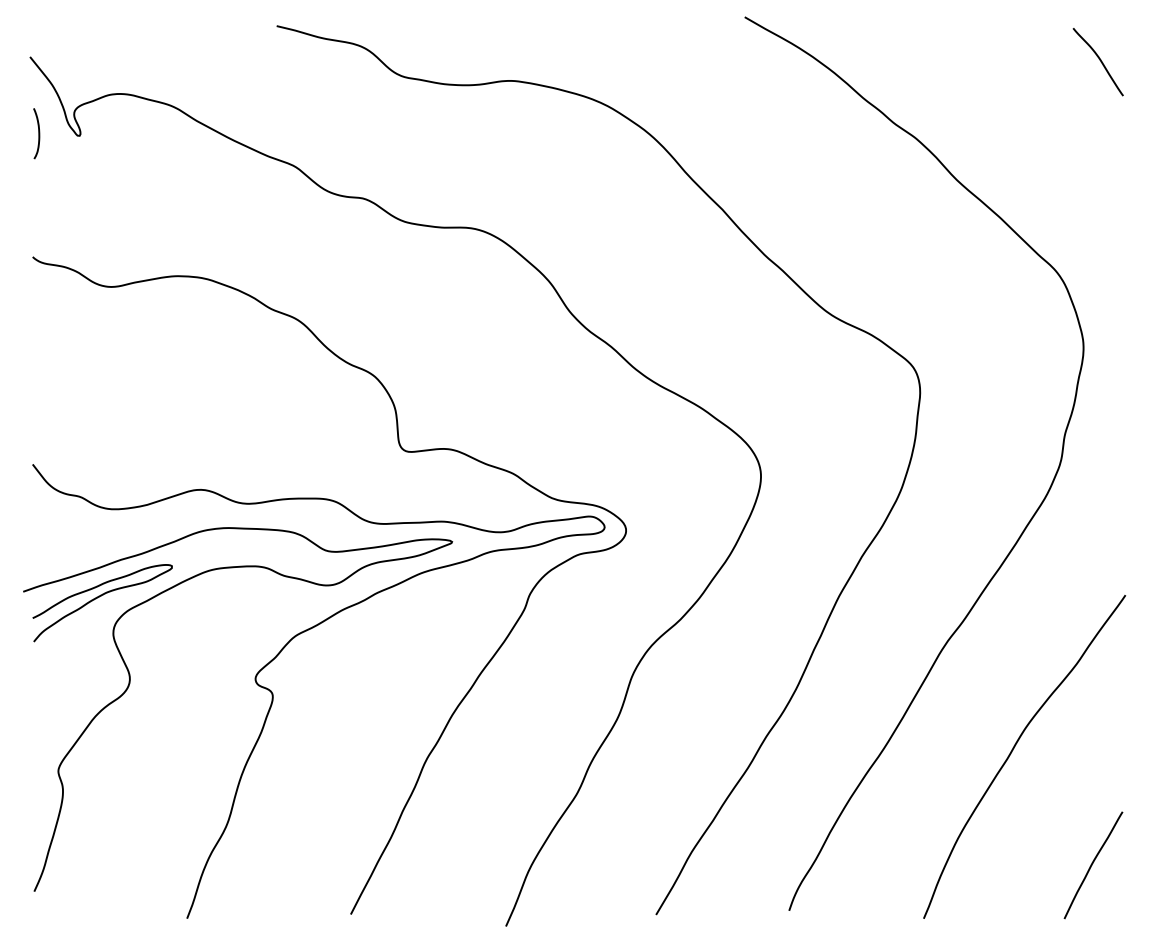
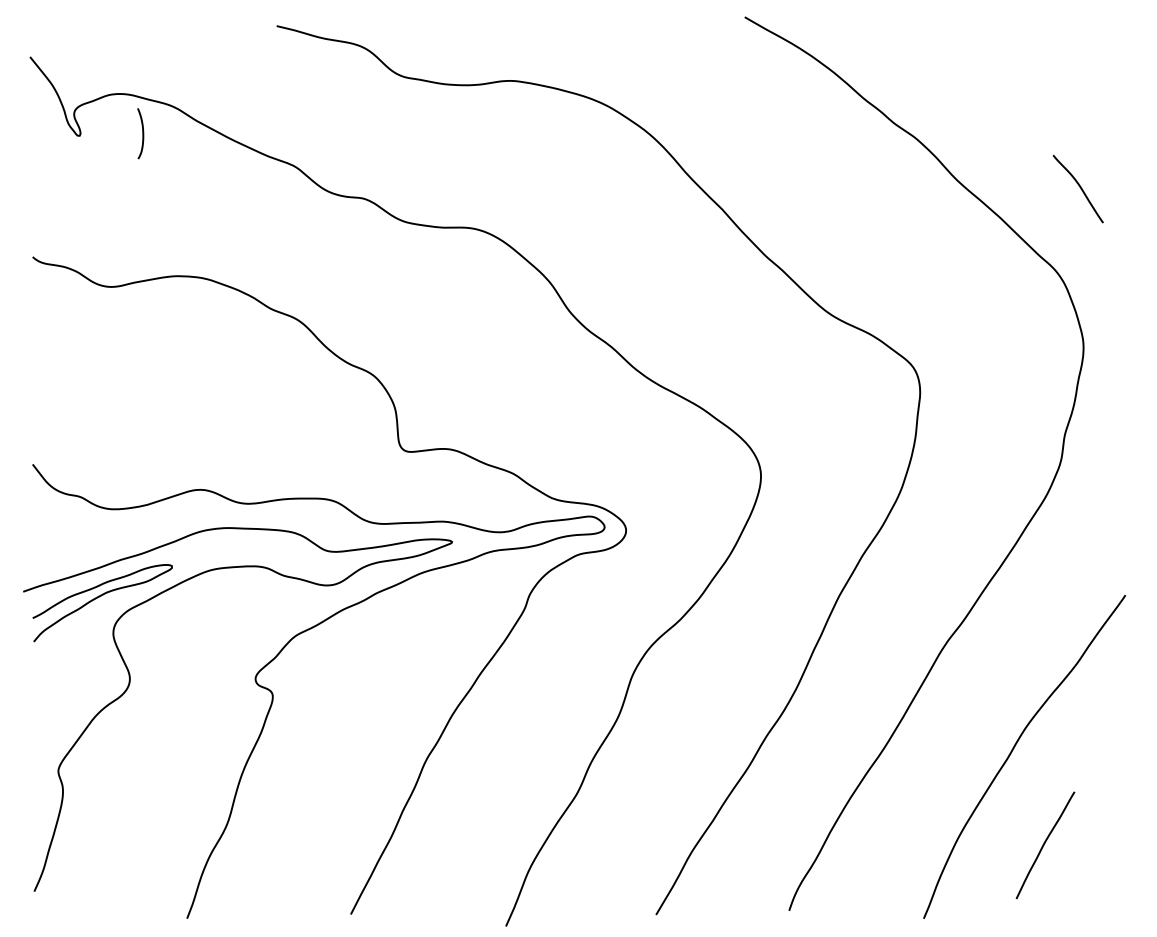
curve position: (1099, 60) -> (1079, 187) (1079, 187)
curve position: (38, 133) -> (142, 133) (142, 133)
curve position: (1092, 865) -> (1044, 845) (1044, 845)
